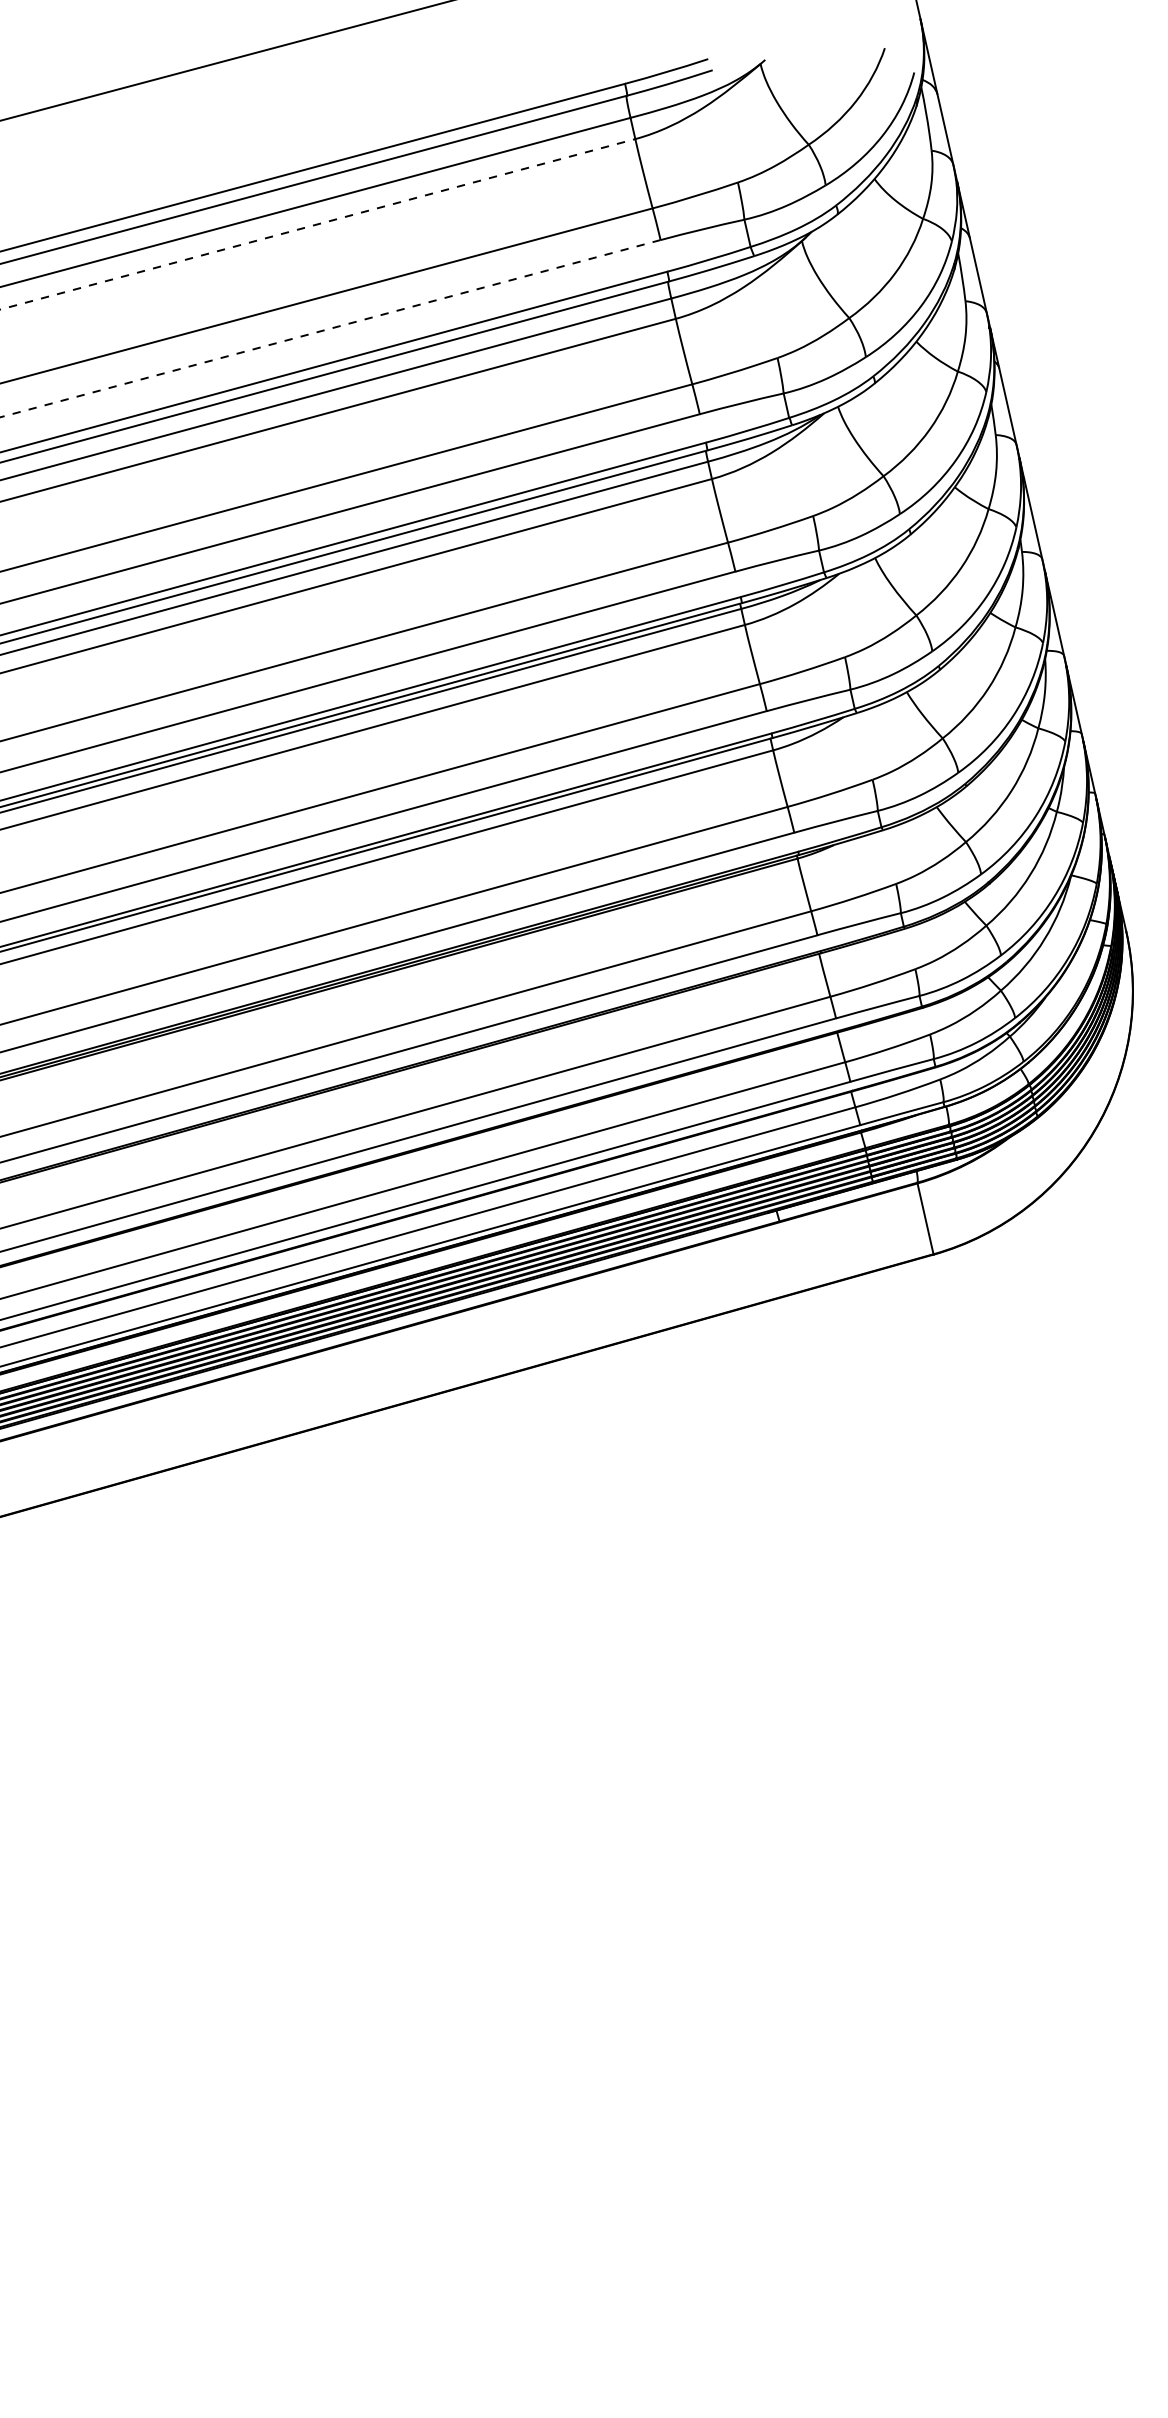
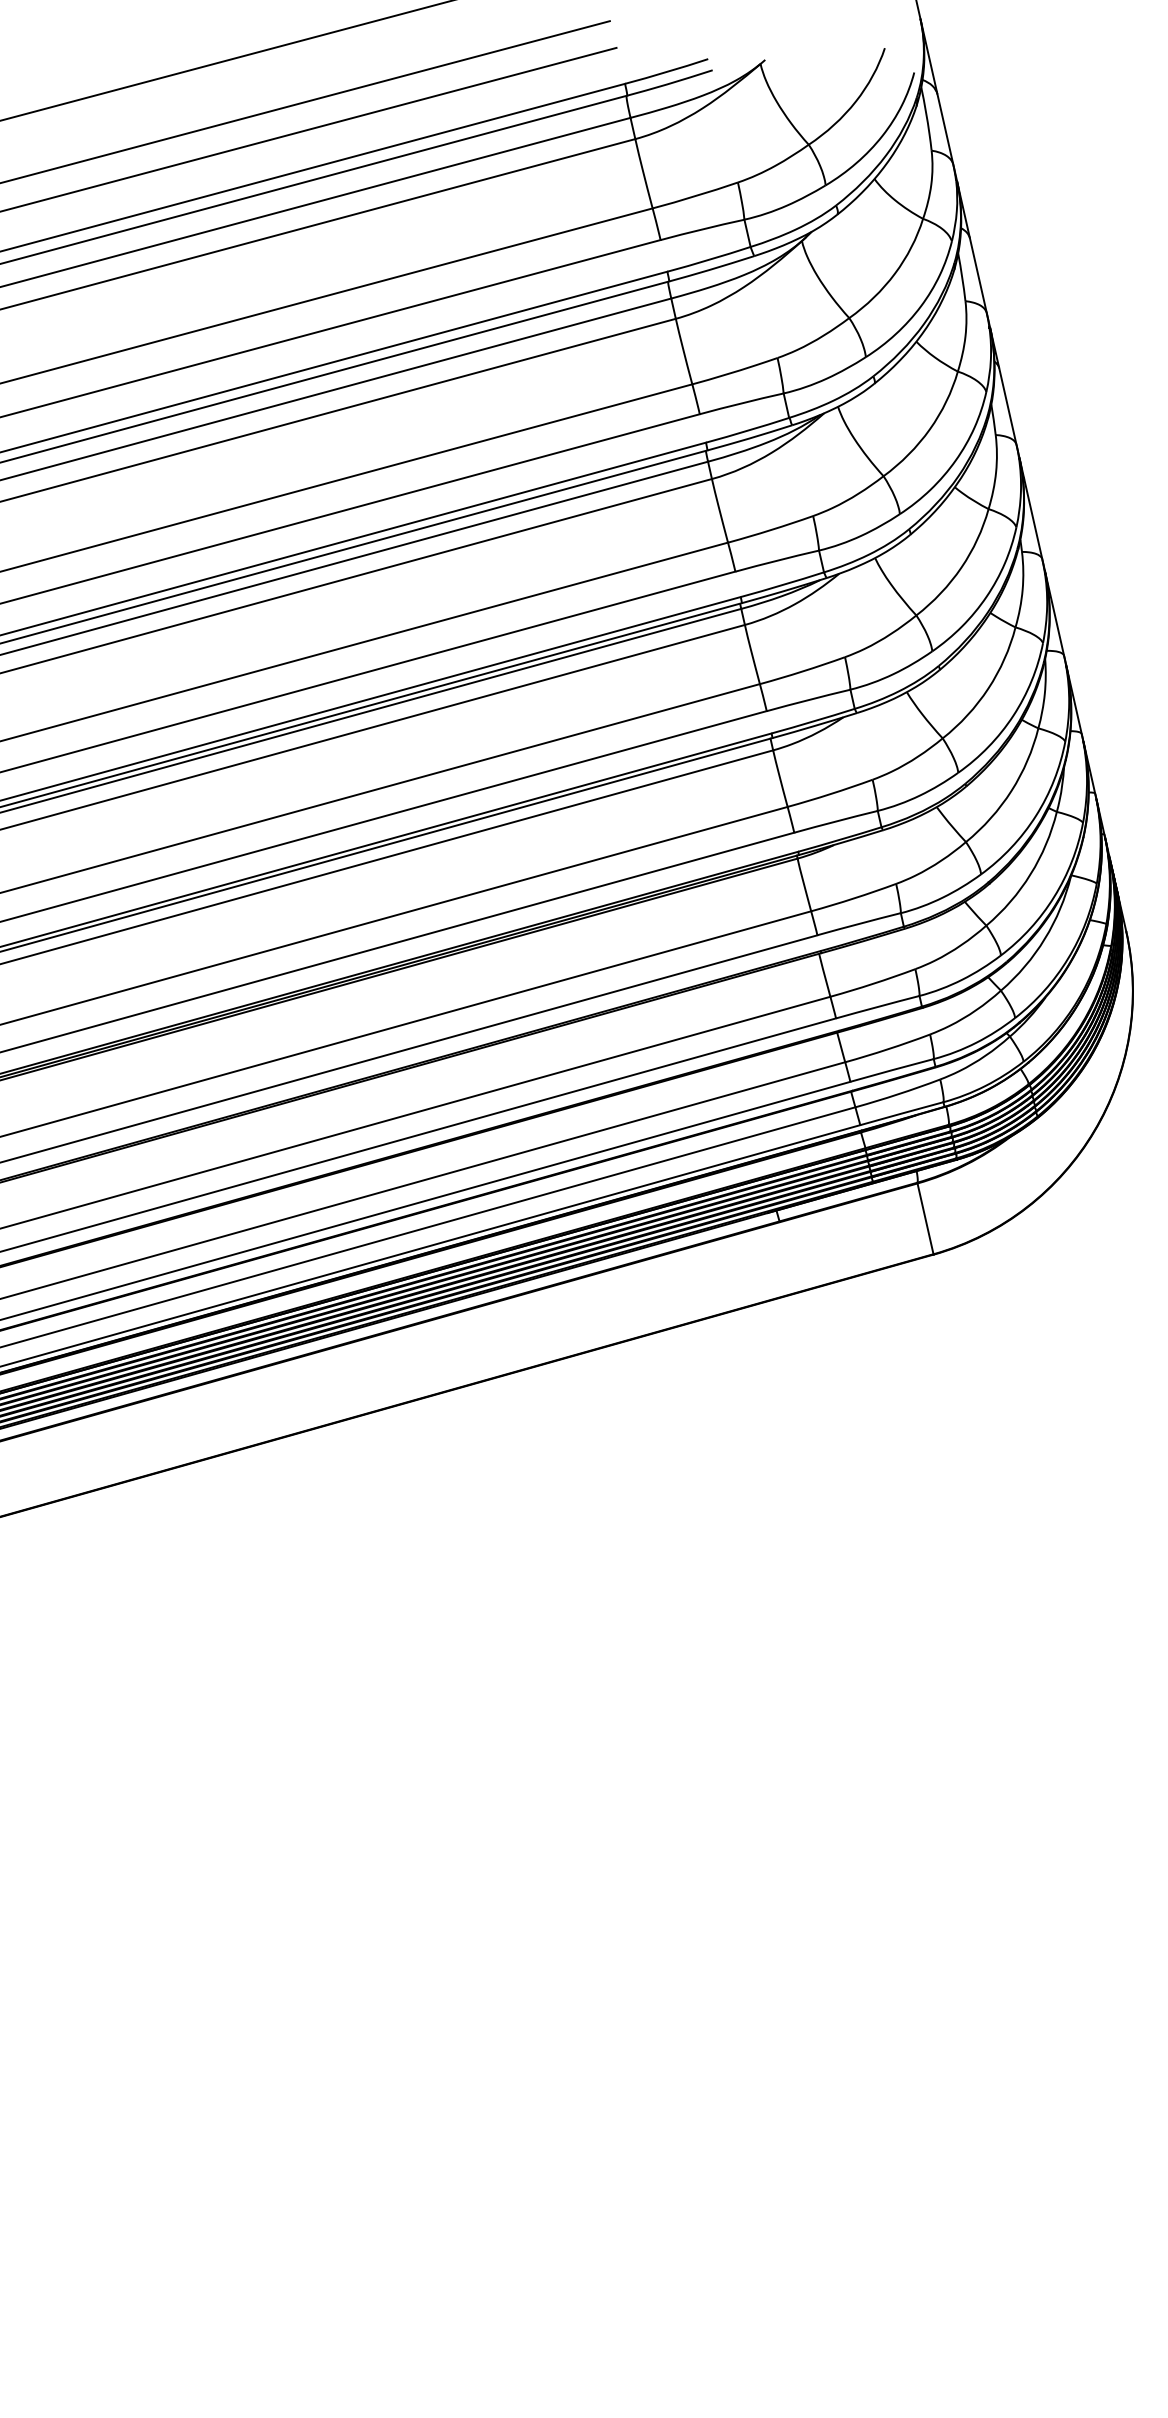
line: none -> present (305, 101)
line: none -> present (309, 129)
line: dashed -> solid (318, 224)
line: dashed -> solid (330, 328)
